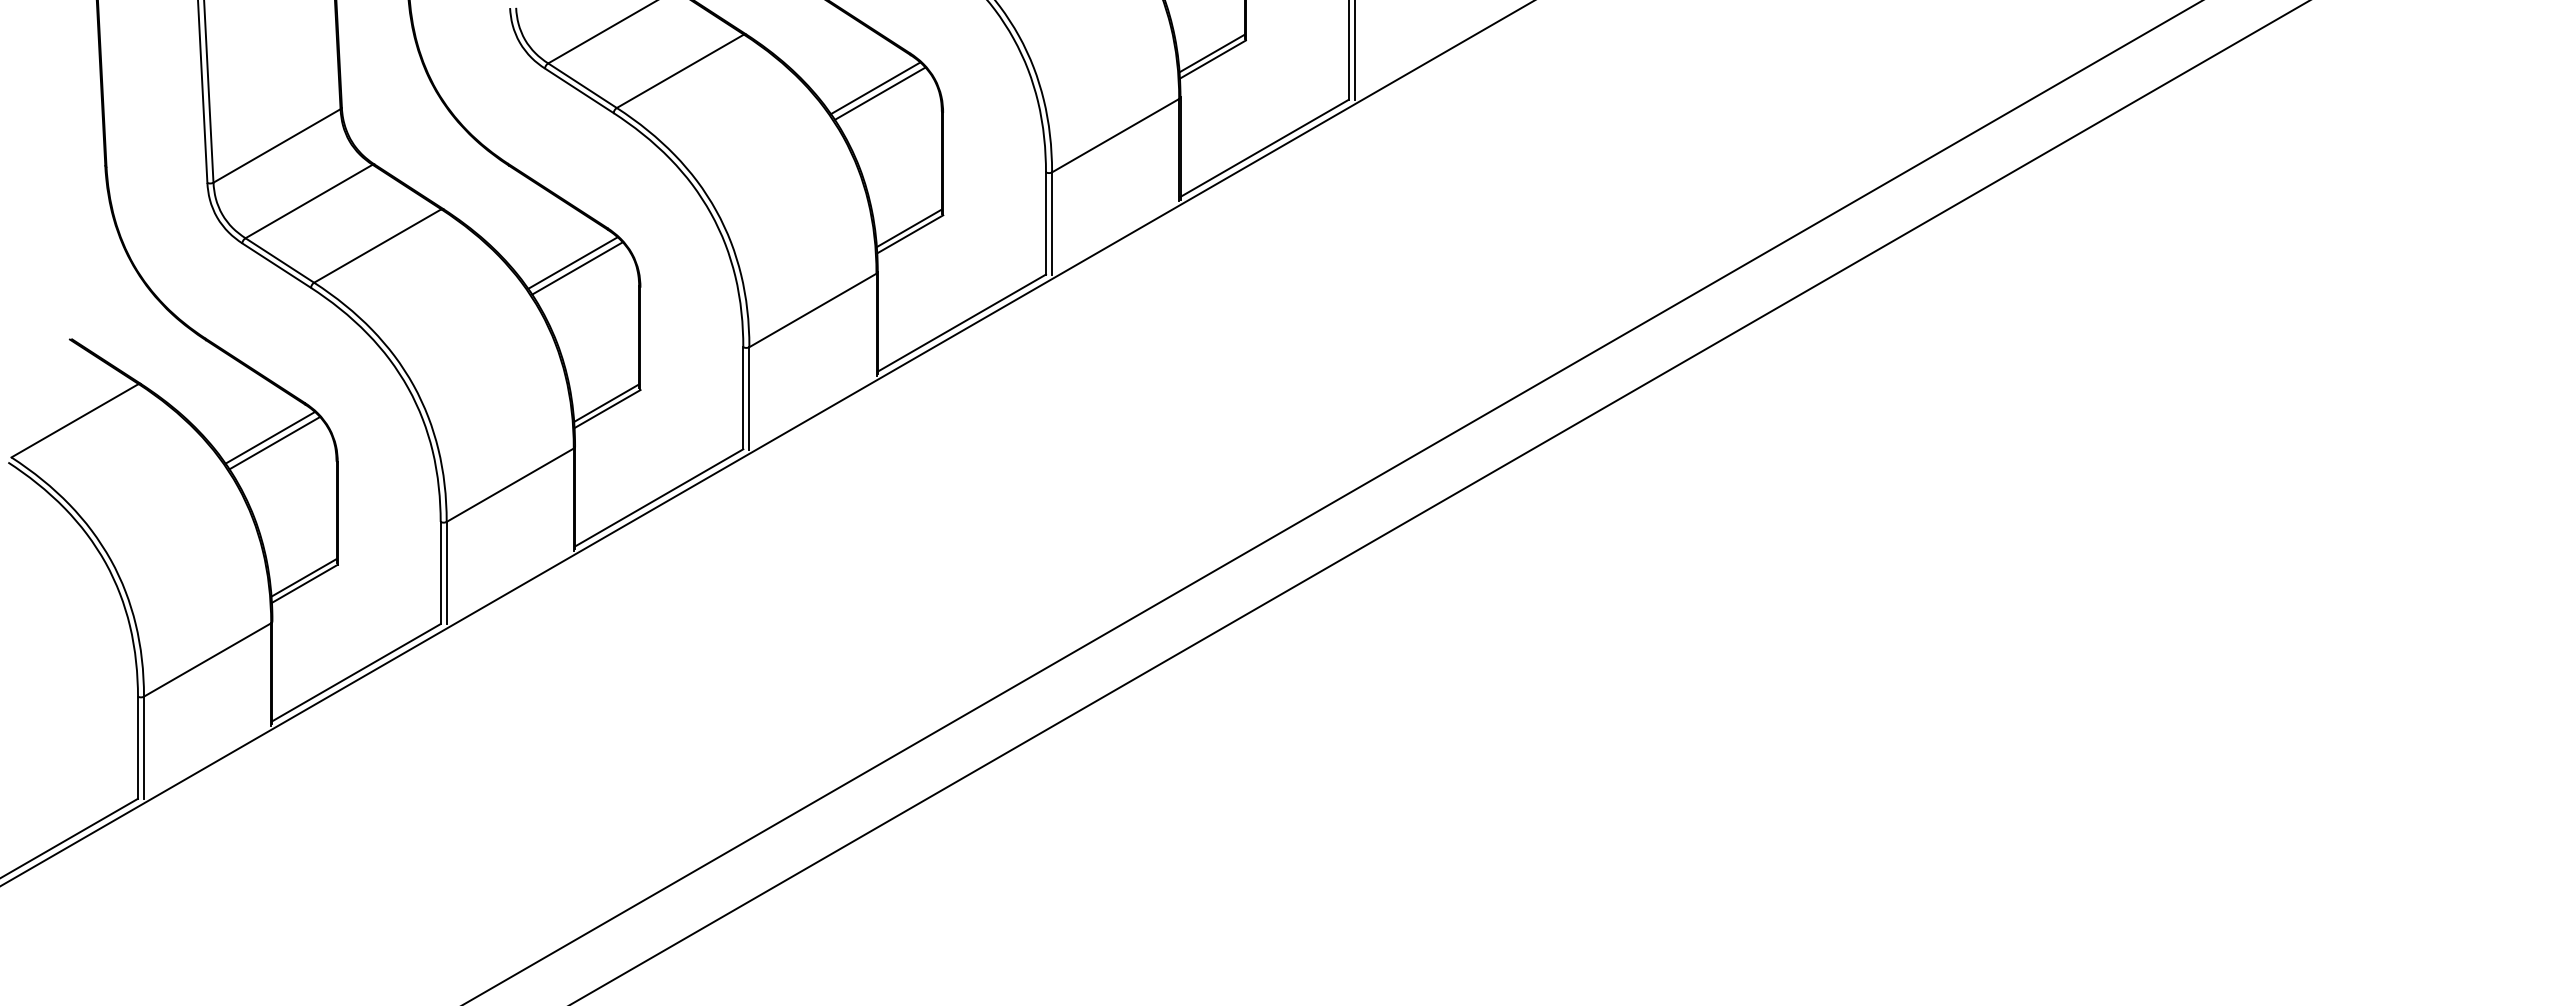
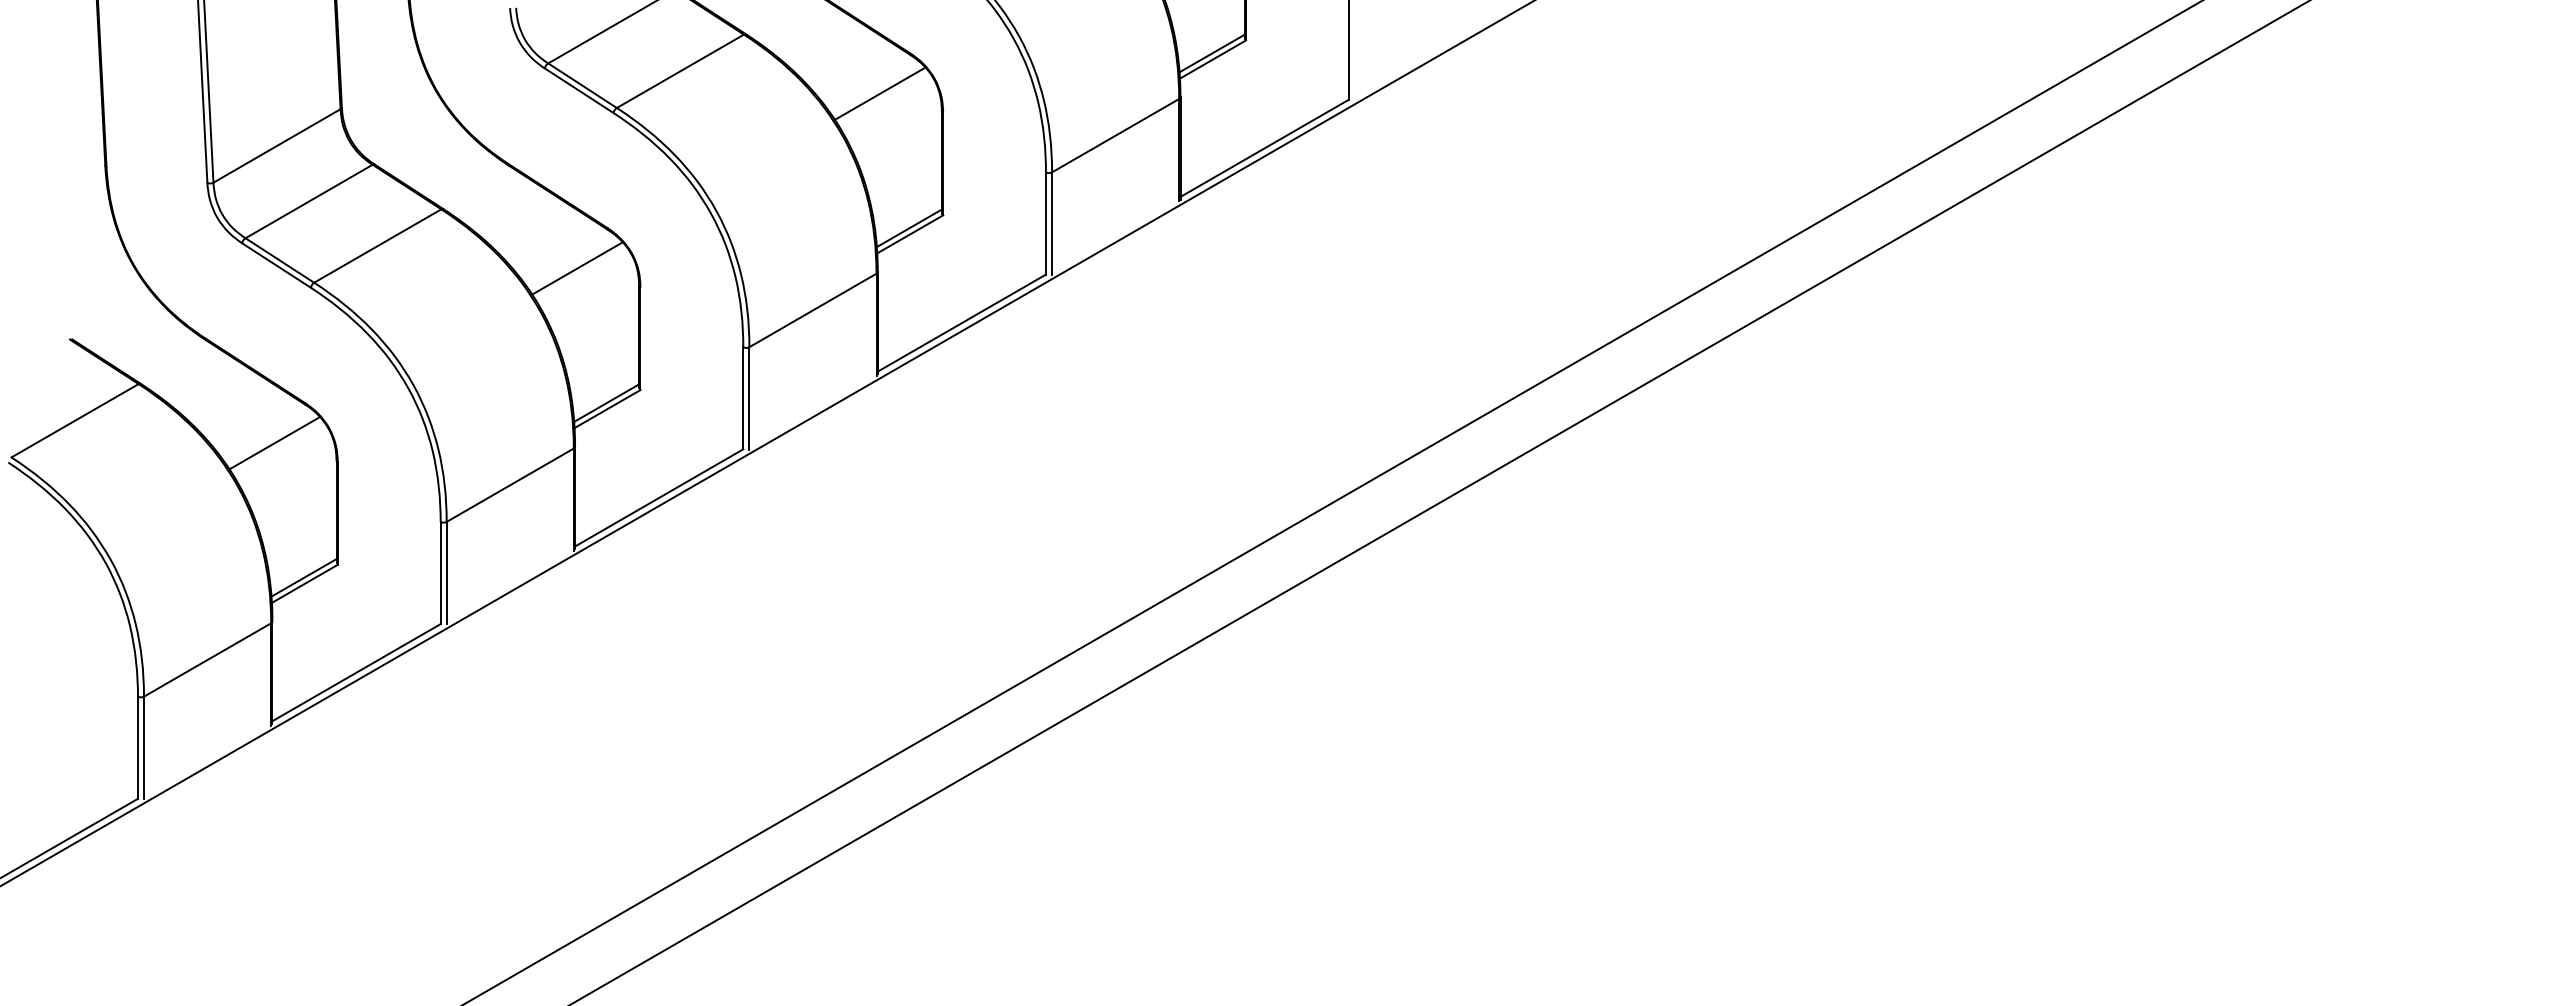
line: present -> none (1354, 51)
line: present -> none (875, 88)
line: present -> none (572, 262)
line: present -> none (270, 437)
